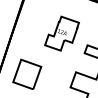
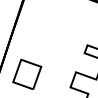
part: present -> none (61, 33)
